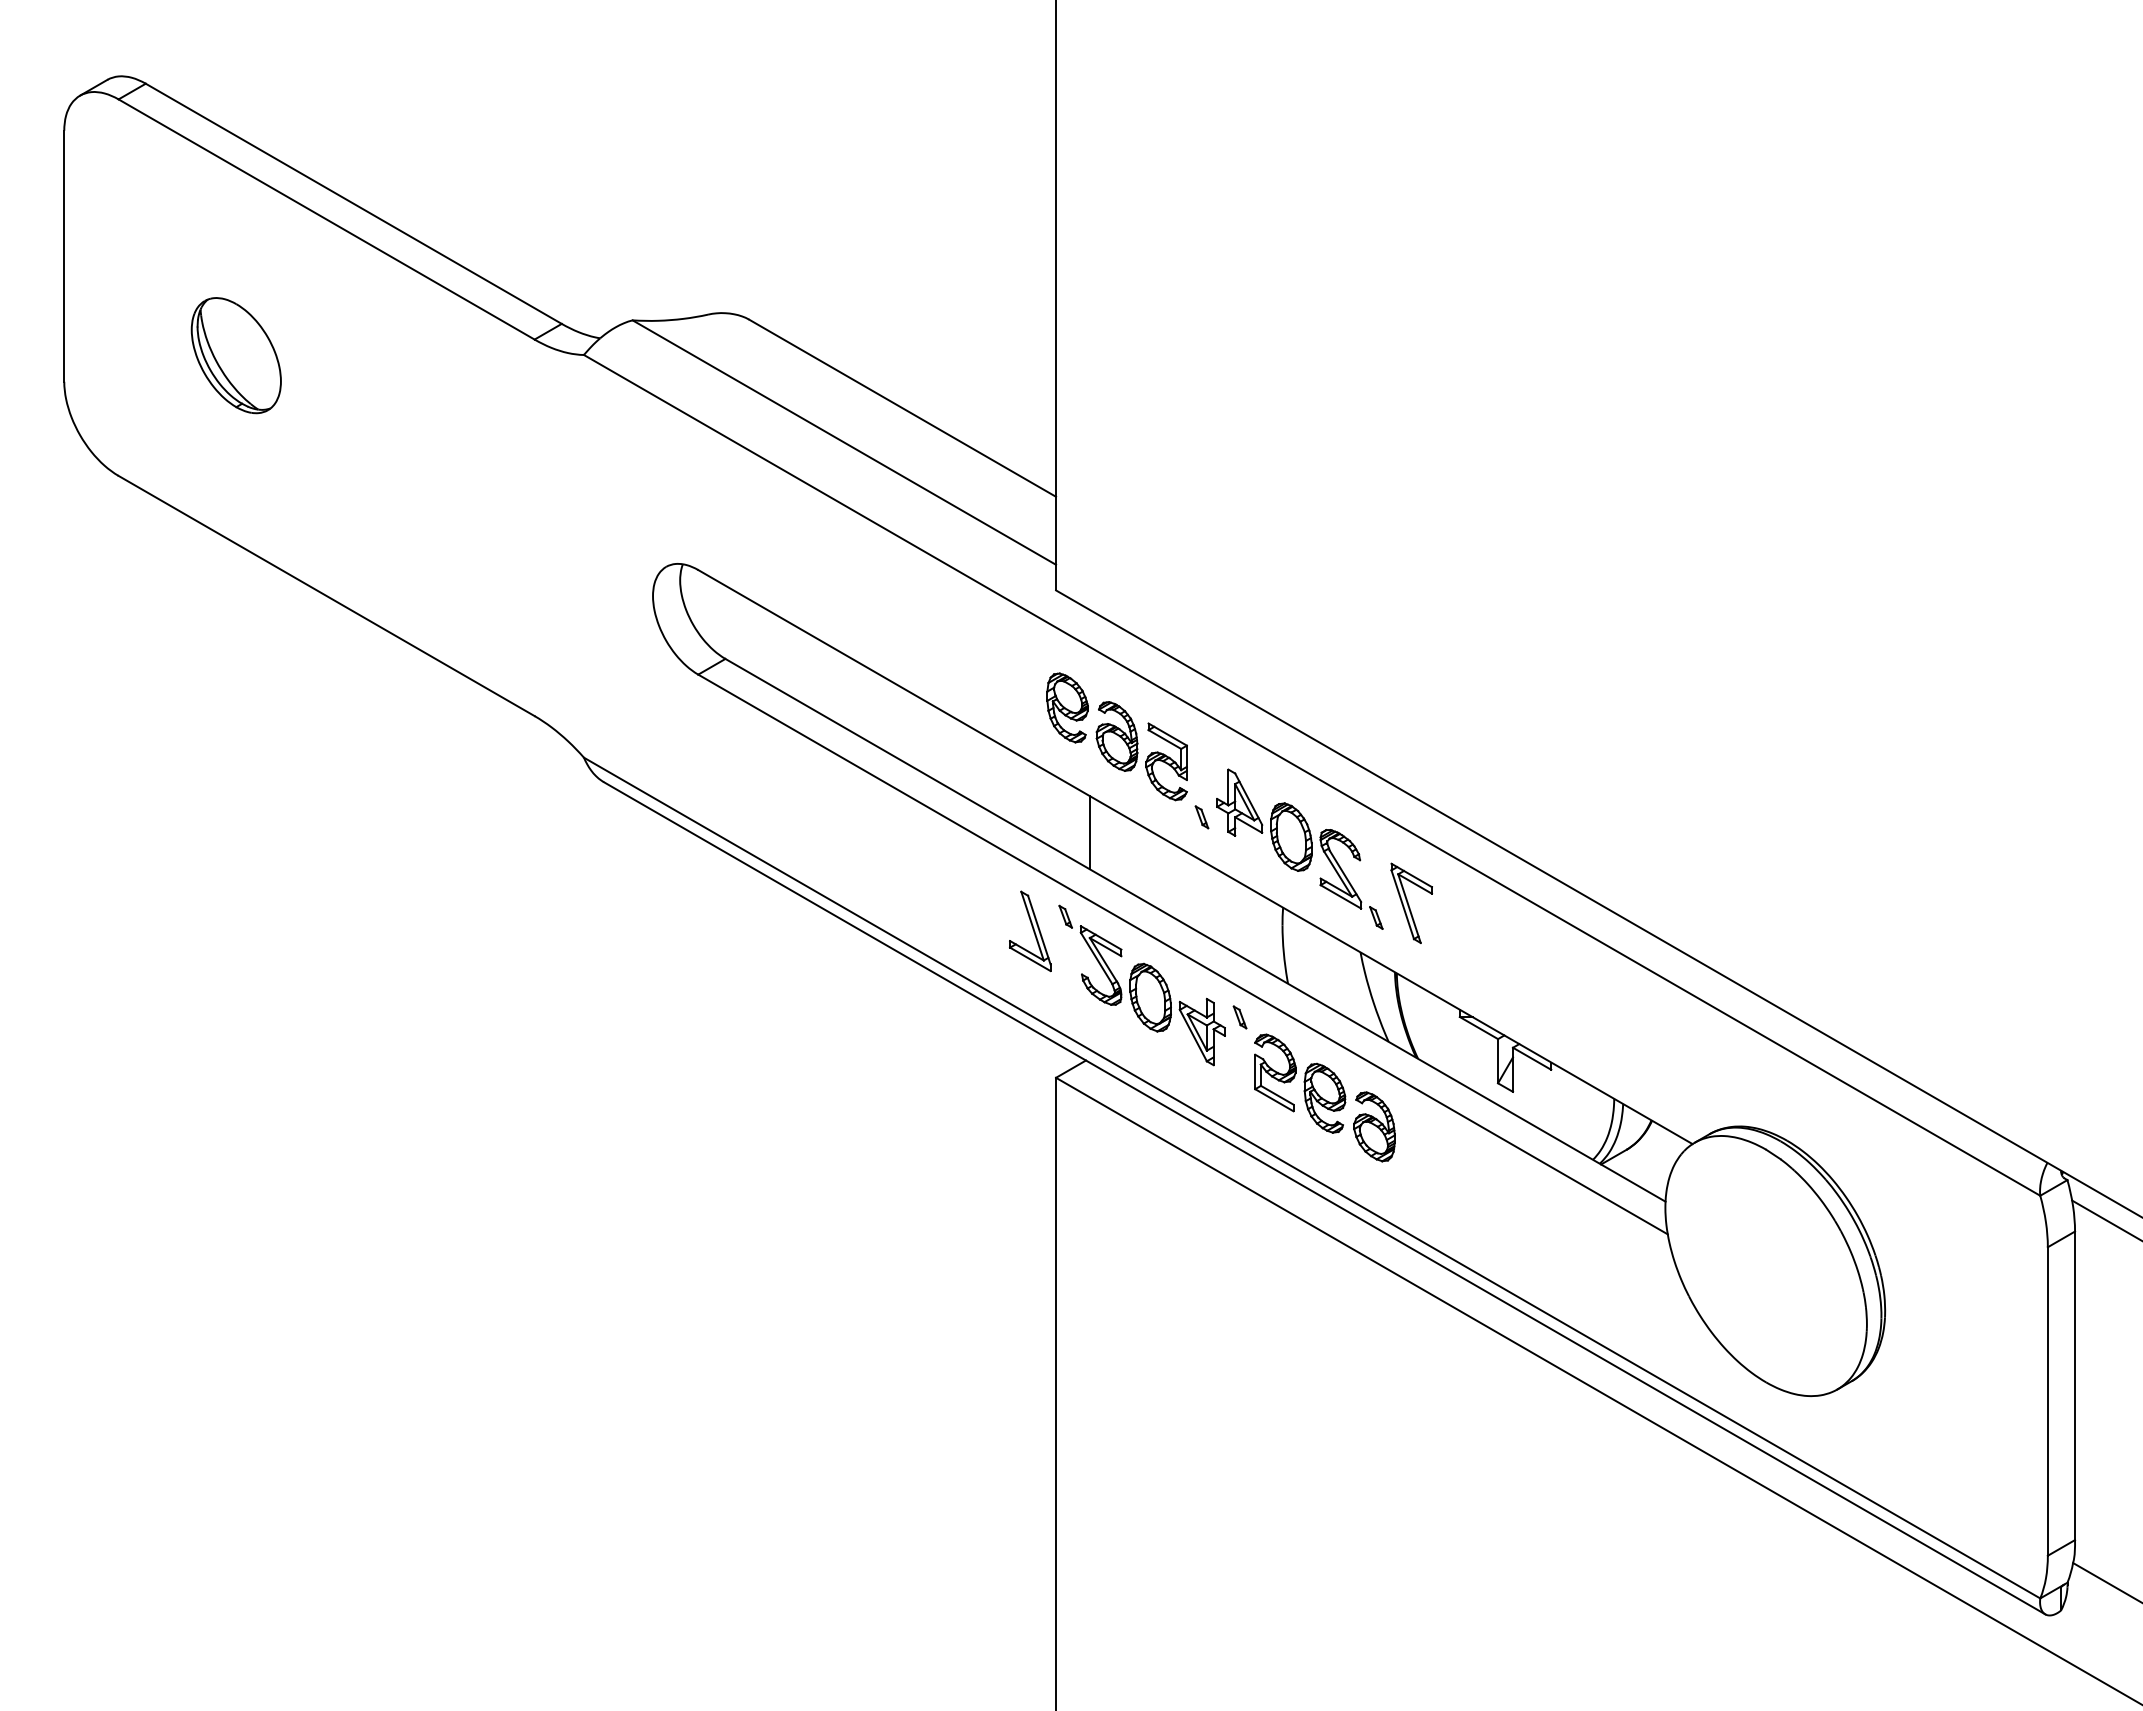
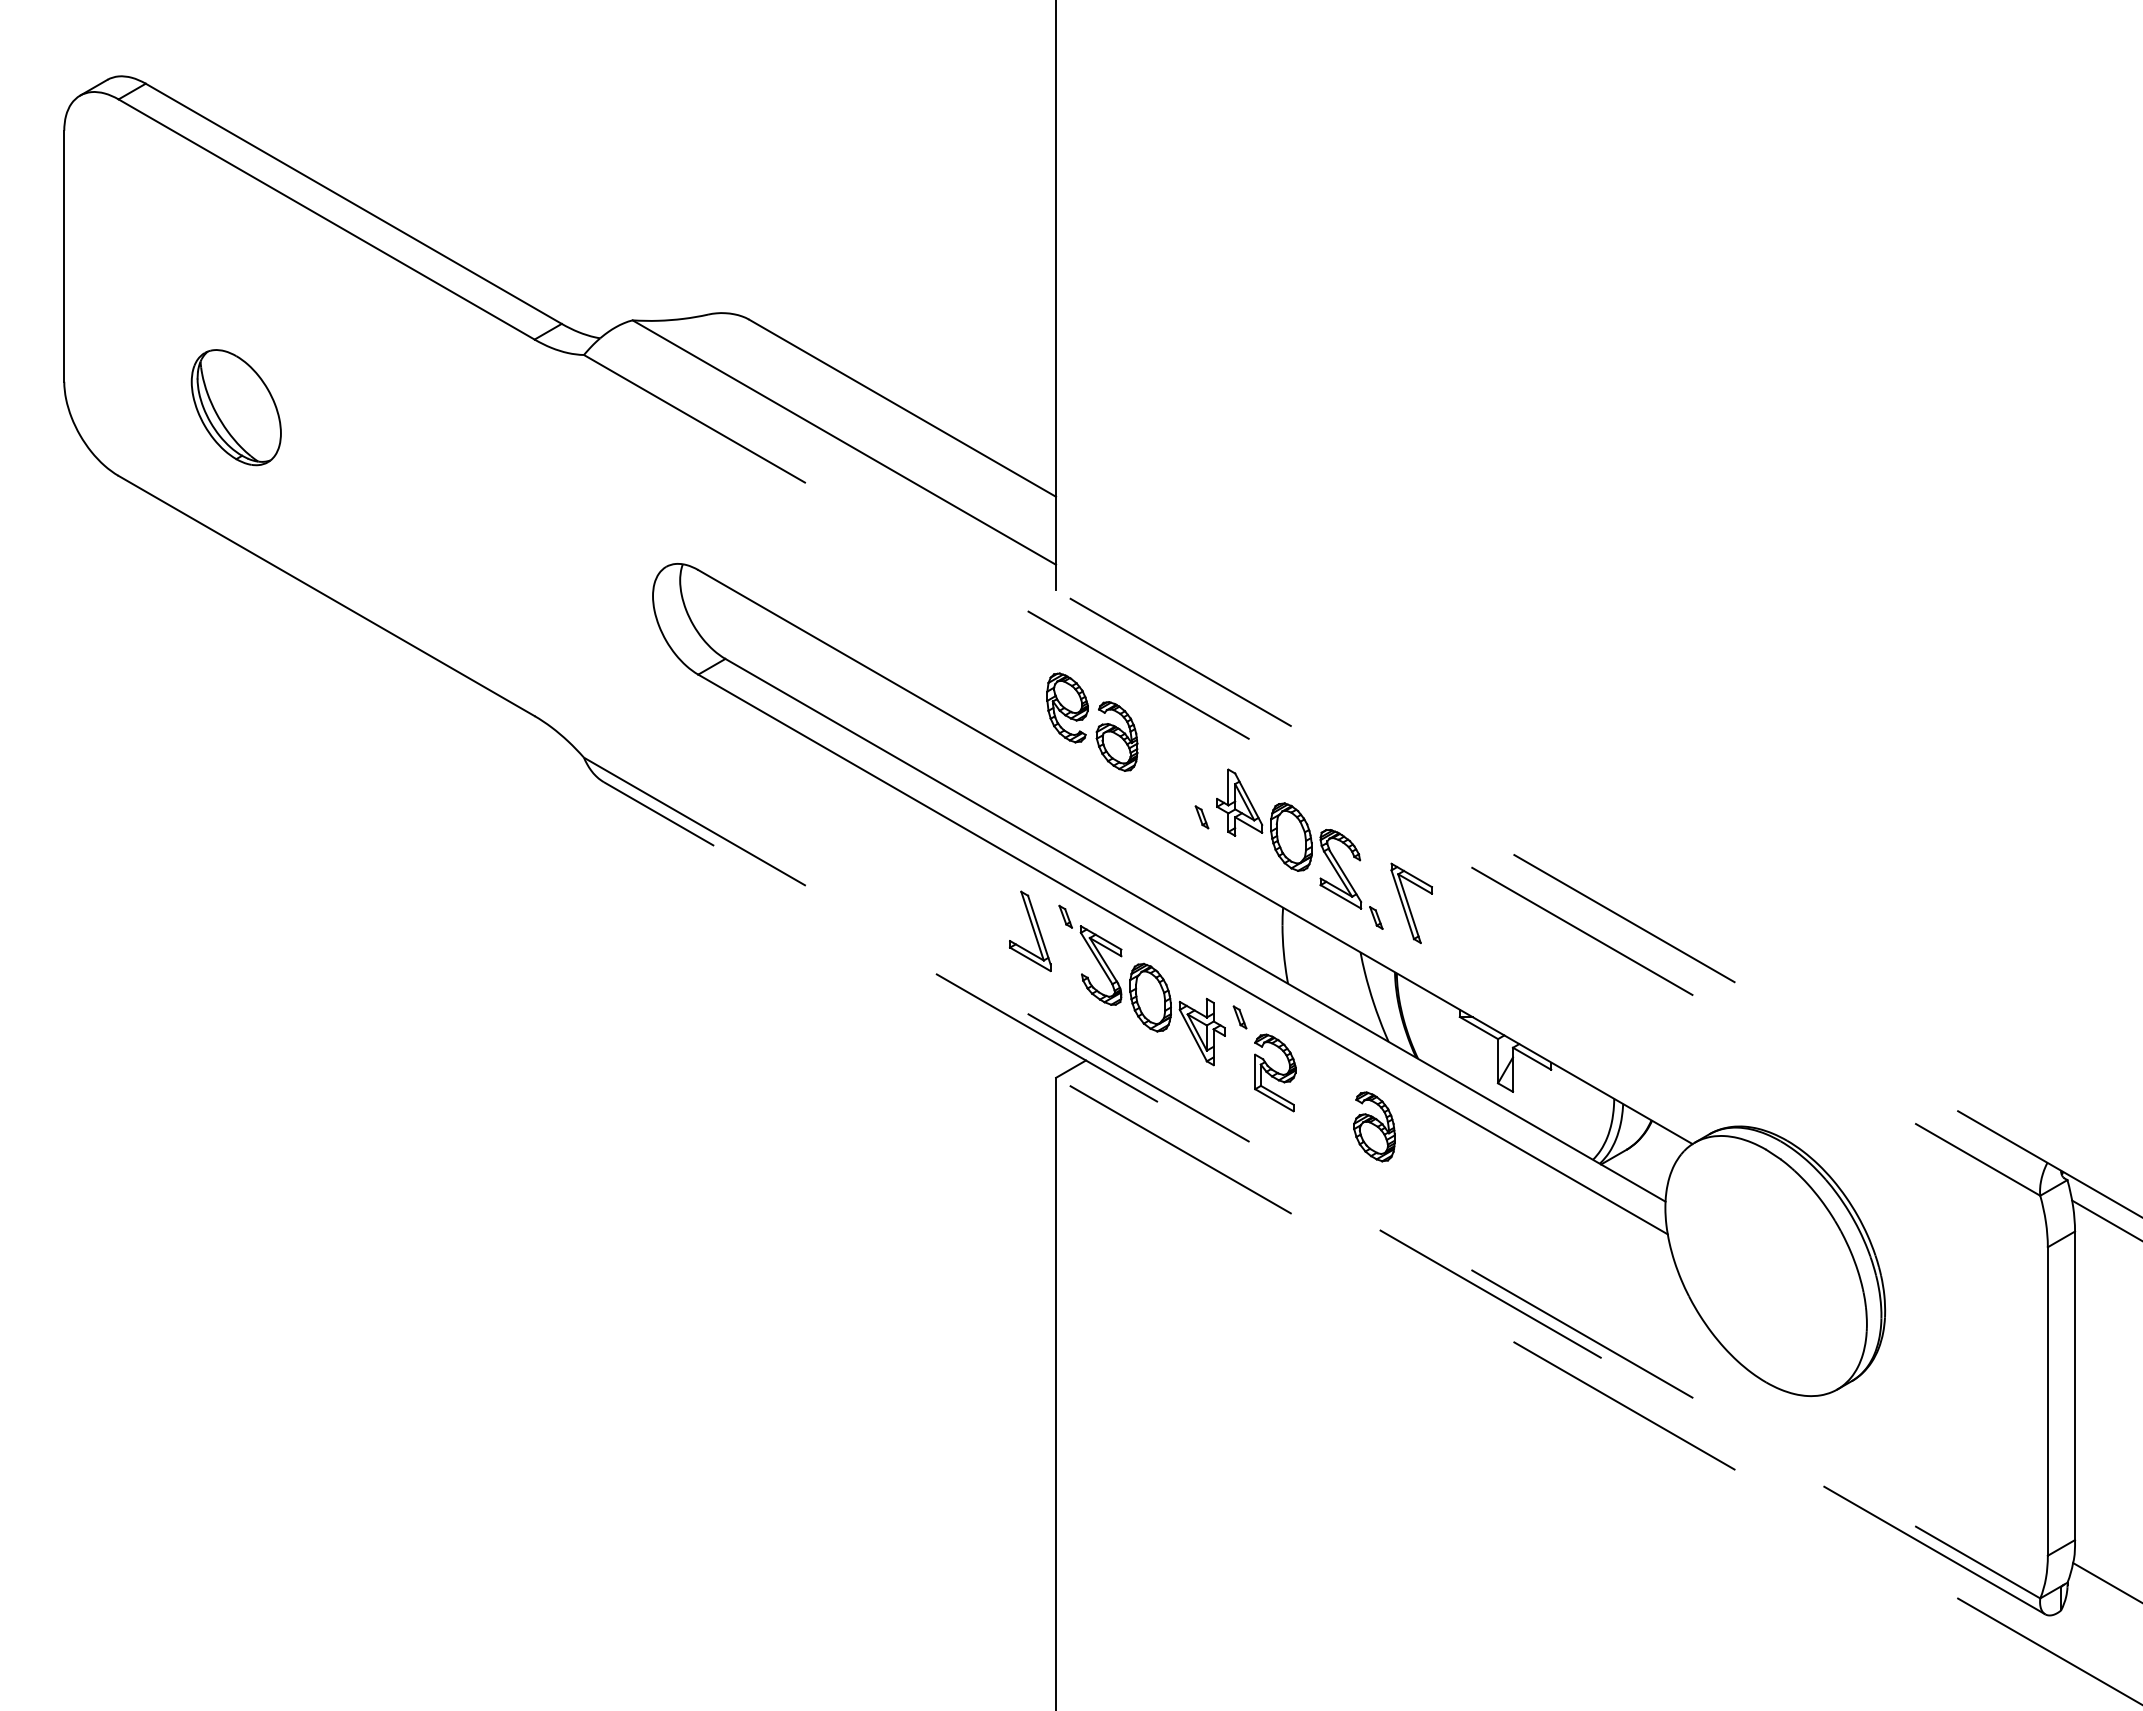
part position: (235, 355) -> (235, 407) (235, 407)
part: present -> none (1166, 761)
line: solid -> dashed (1312, 775)
line: present -> none (1090, 832)
line: solid -> dashed (1598, 903)
part: present -> none (1324, 1097)
line: solid -> dashed (1312, 1178)
line: solid -> dashed (1324, 1198)
line: solid -> dashed (1598, 1391)
